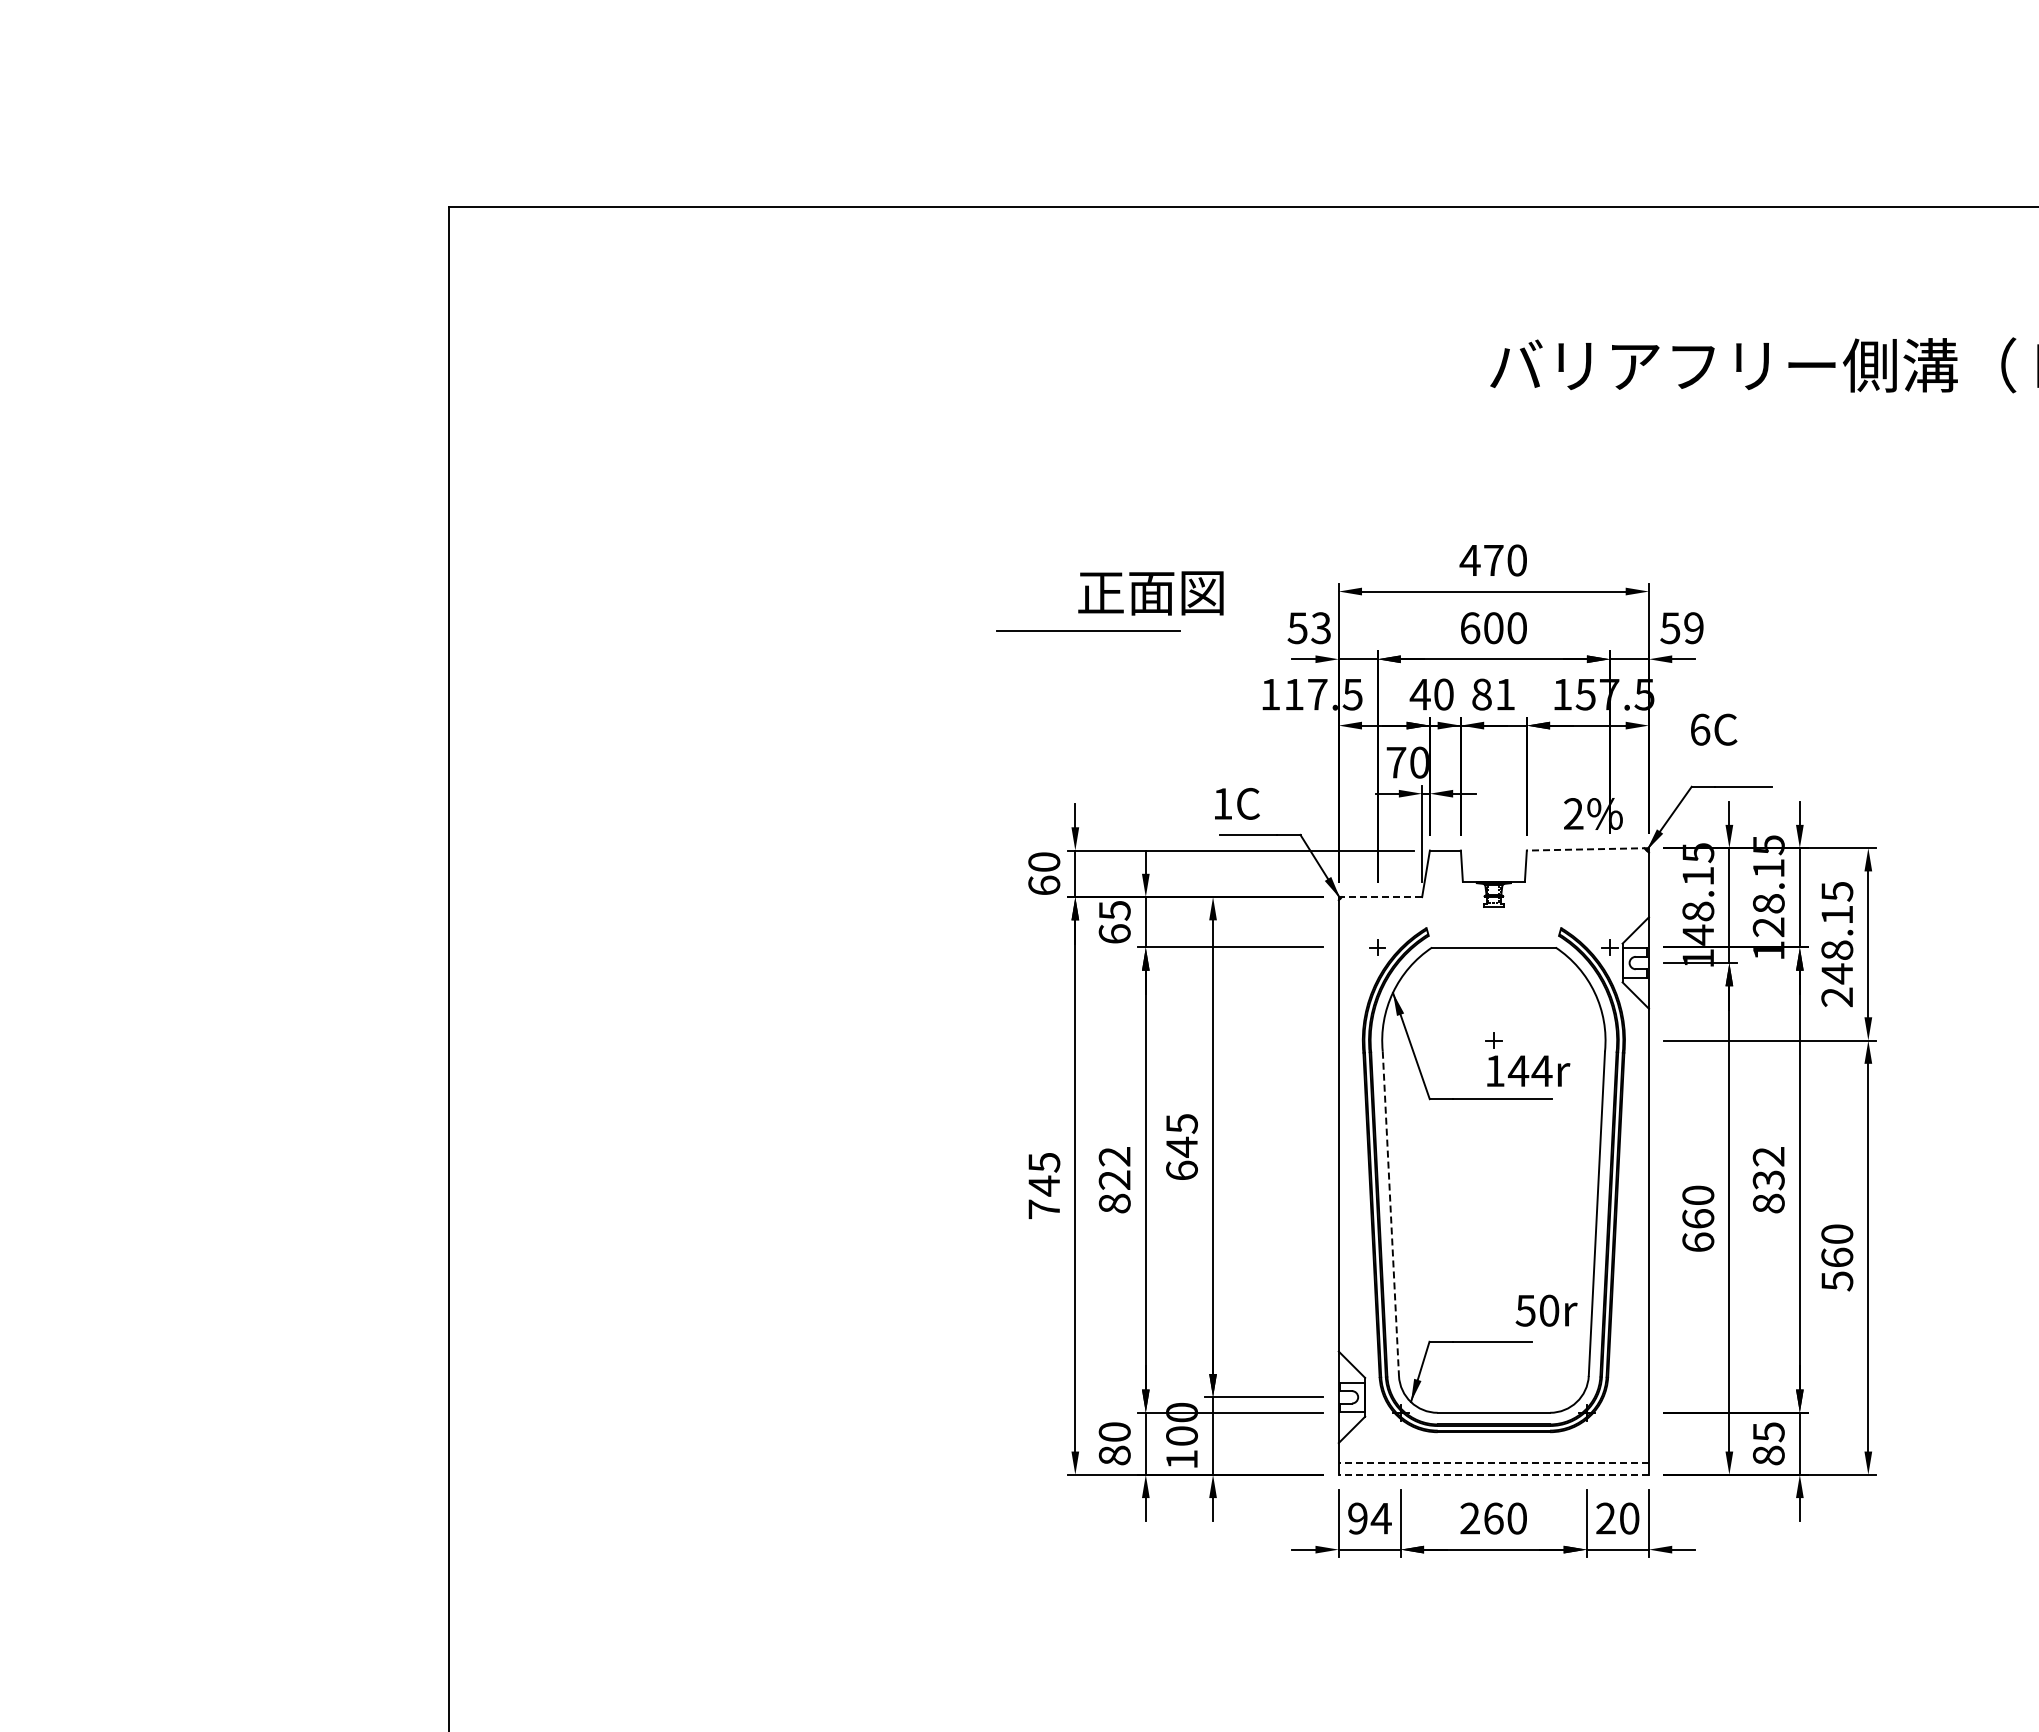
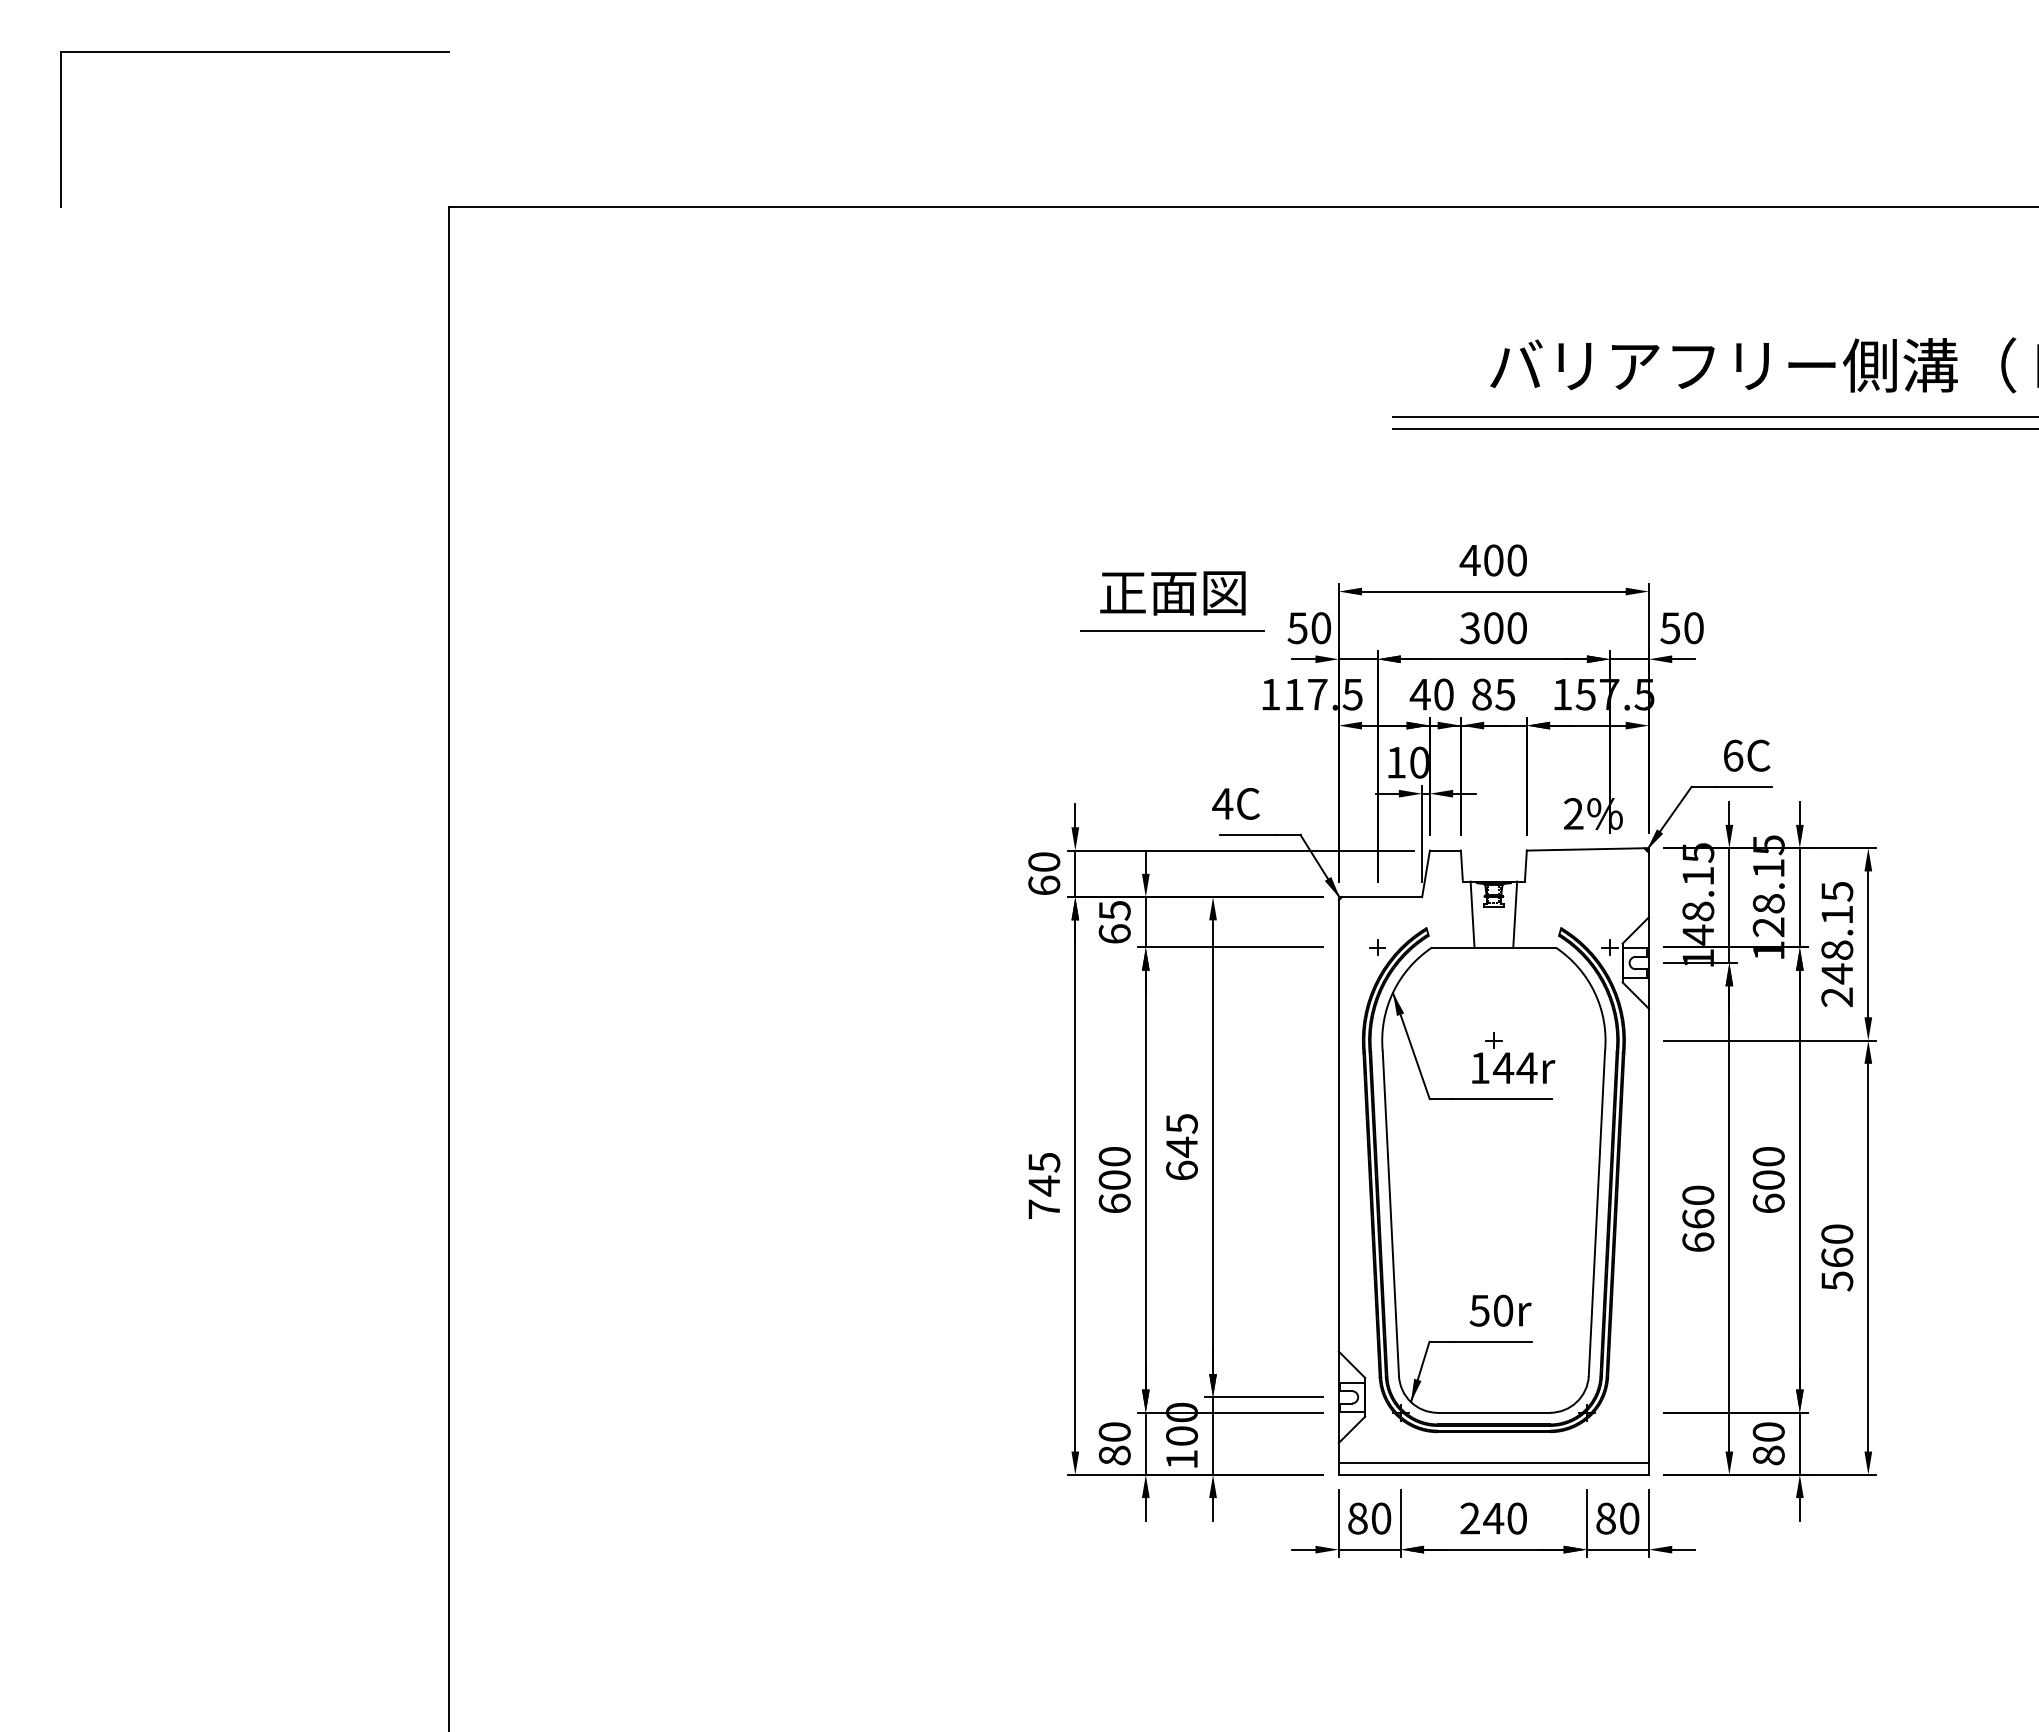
part: none -> present (254, 52)
line: none -> present (1713, 417)
line: none -> present (1713, 429)
text: 470 -> 400 (1493, 560)
text position: (1150, 593) -> (1172, 593) (1172, 593)
text: 53 -> 50 (1321, 628)
text: 600 -> 300 (1470, 628)
text: 59 -> 50 (1693, 628)
line position: (1088, 630) -> (1172, 630) (1172, 630)
text: 81 -> 85 (1504, 694)
text position: (1714, 729) -> (1747, 755) (1747, 755)
text: 70 -> 10 (1396, 762)
text: 1C -> 4C (1222, 803)
line: dashed -> solid (1587, 849)
line: dashed -> solid (1380, 897)
line: none -> present (1472, 914)
line: none -> present (1515, 914)
text position: (1528, 1070) -> (1513, 1067) (1513, 1067)
text: 822 -> 600 (1114, 1180)
text: 832 -> 600 (1768, 1180)
line: dashed -> solid (1390, 1214)
text position: (1546, 1310) -> (1500, 1310) (1500, 1310)
text: 85 -> 80 (1768, 1432)
line: dashed -> solid (1493, 1463)
line: dashed -> solid (1493, 1474)
text: 94 -> 80 (1369, 1518)
text: 260 -> 240 (1493, 1518)
text: 20 -> 80 (1605, 1518)
